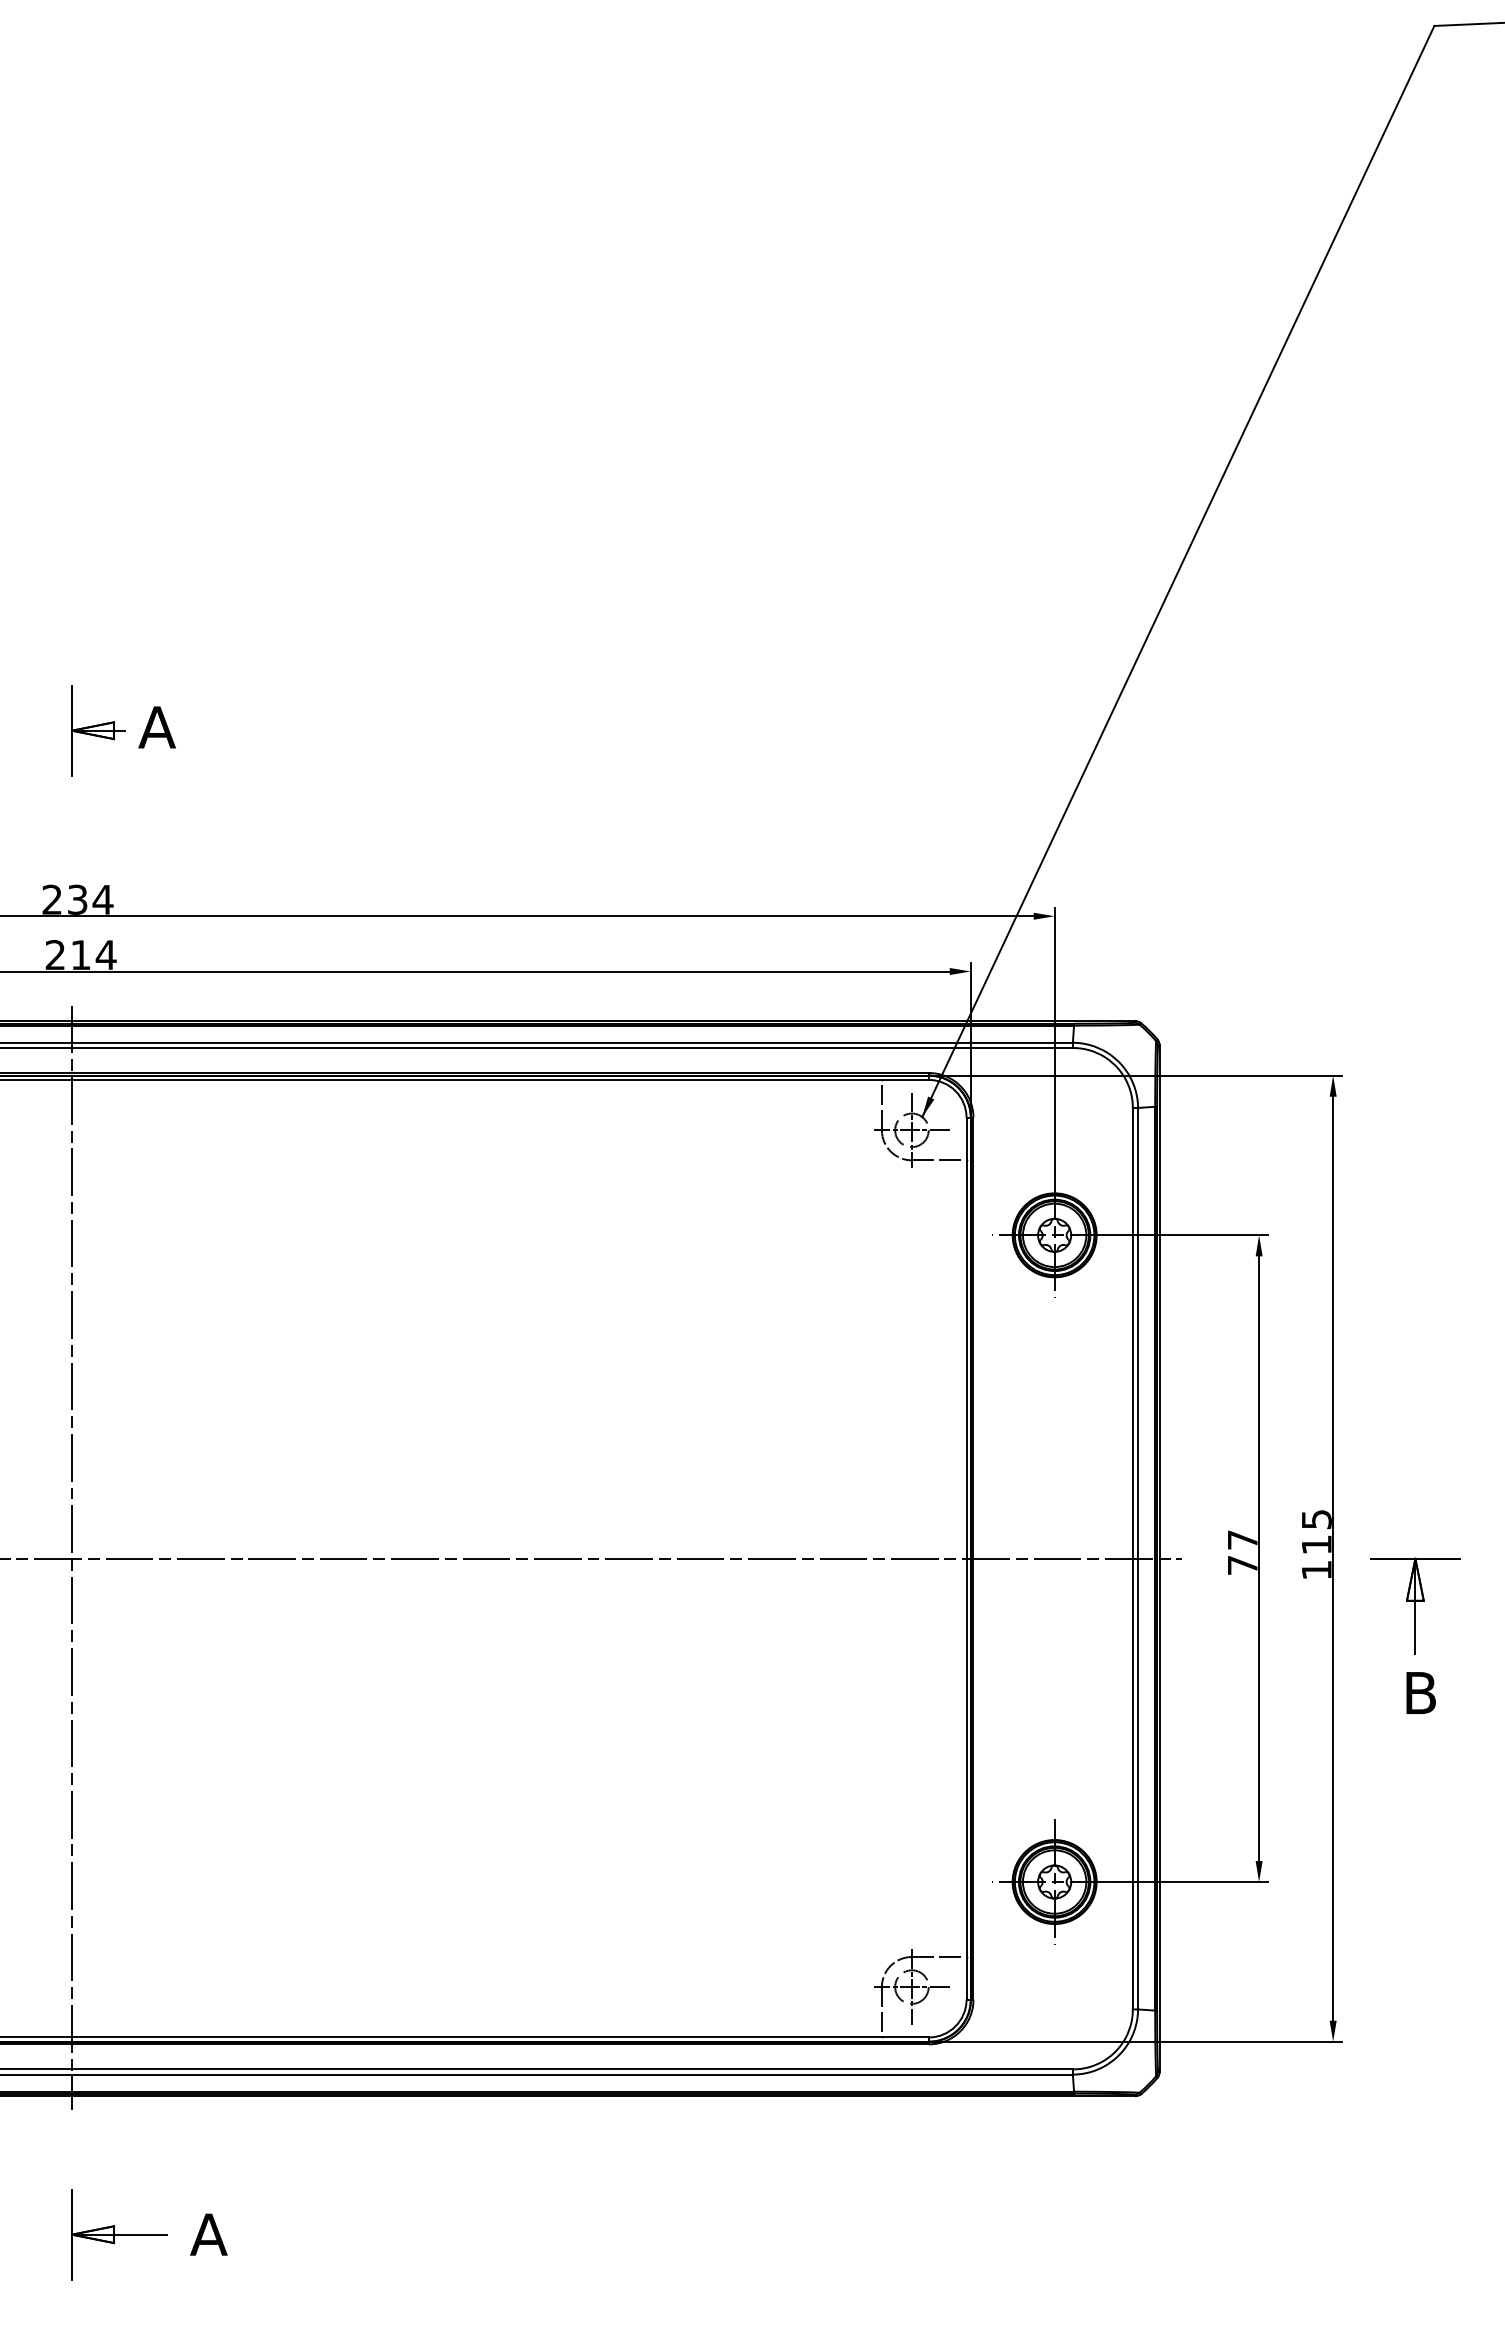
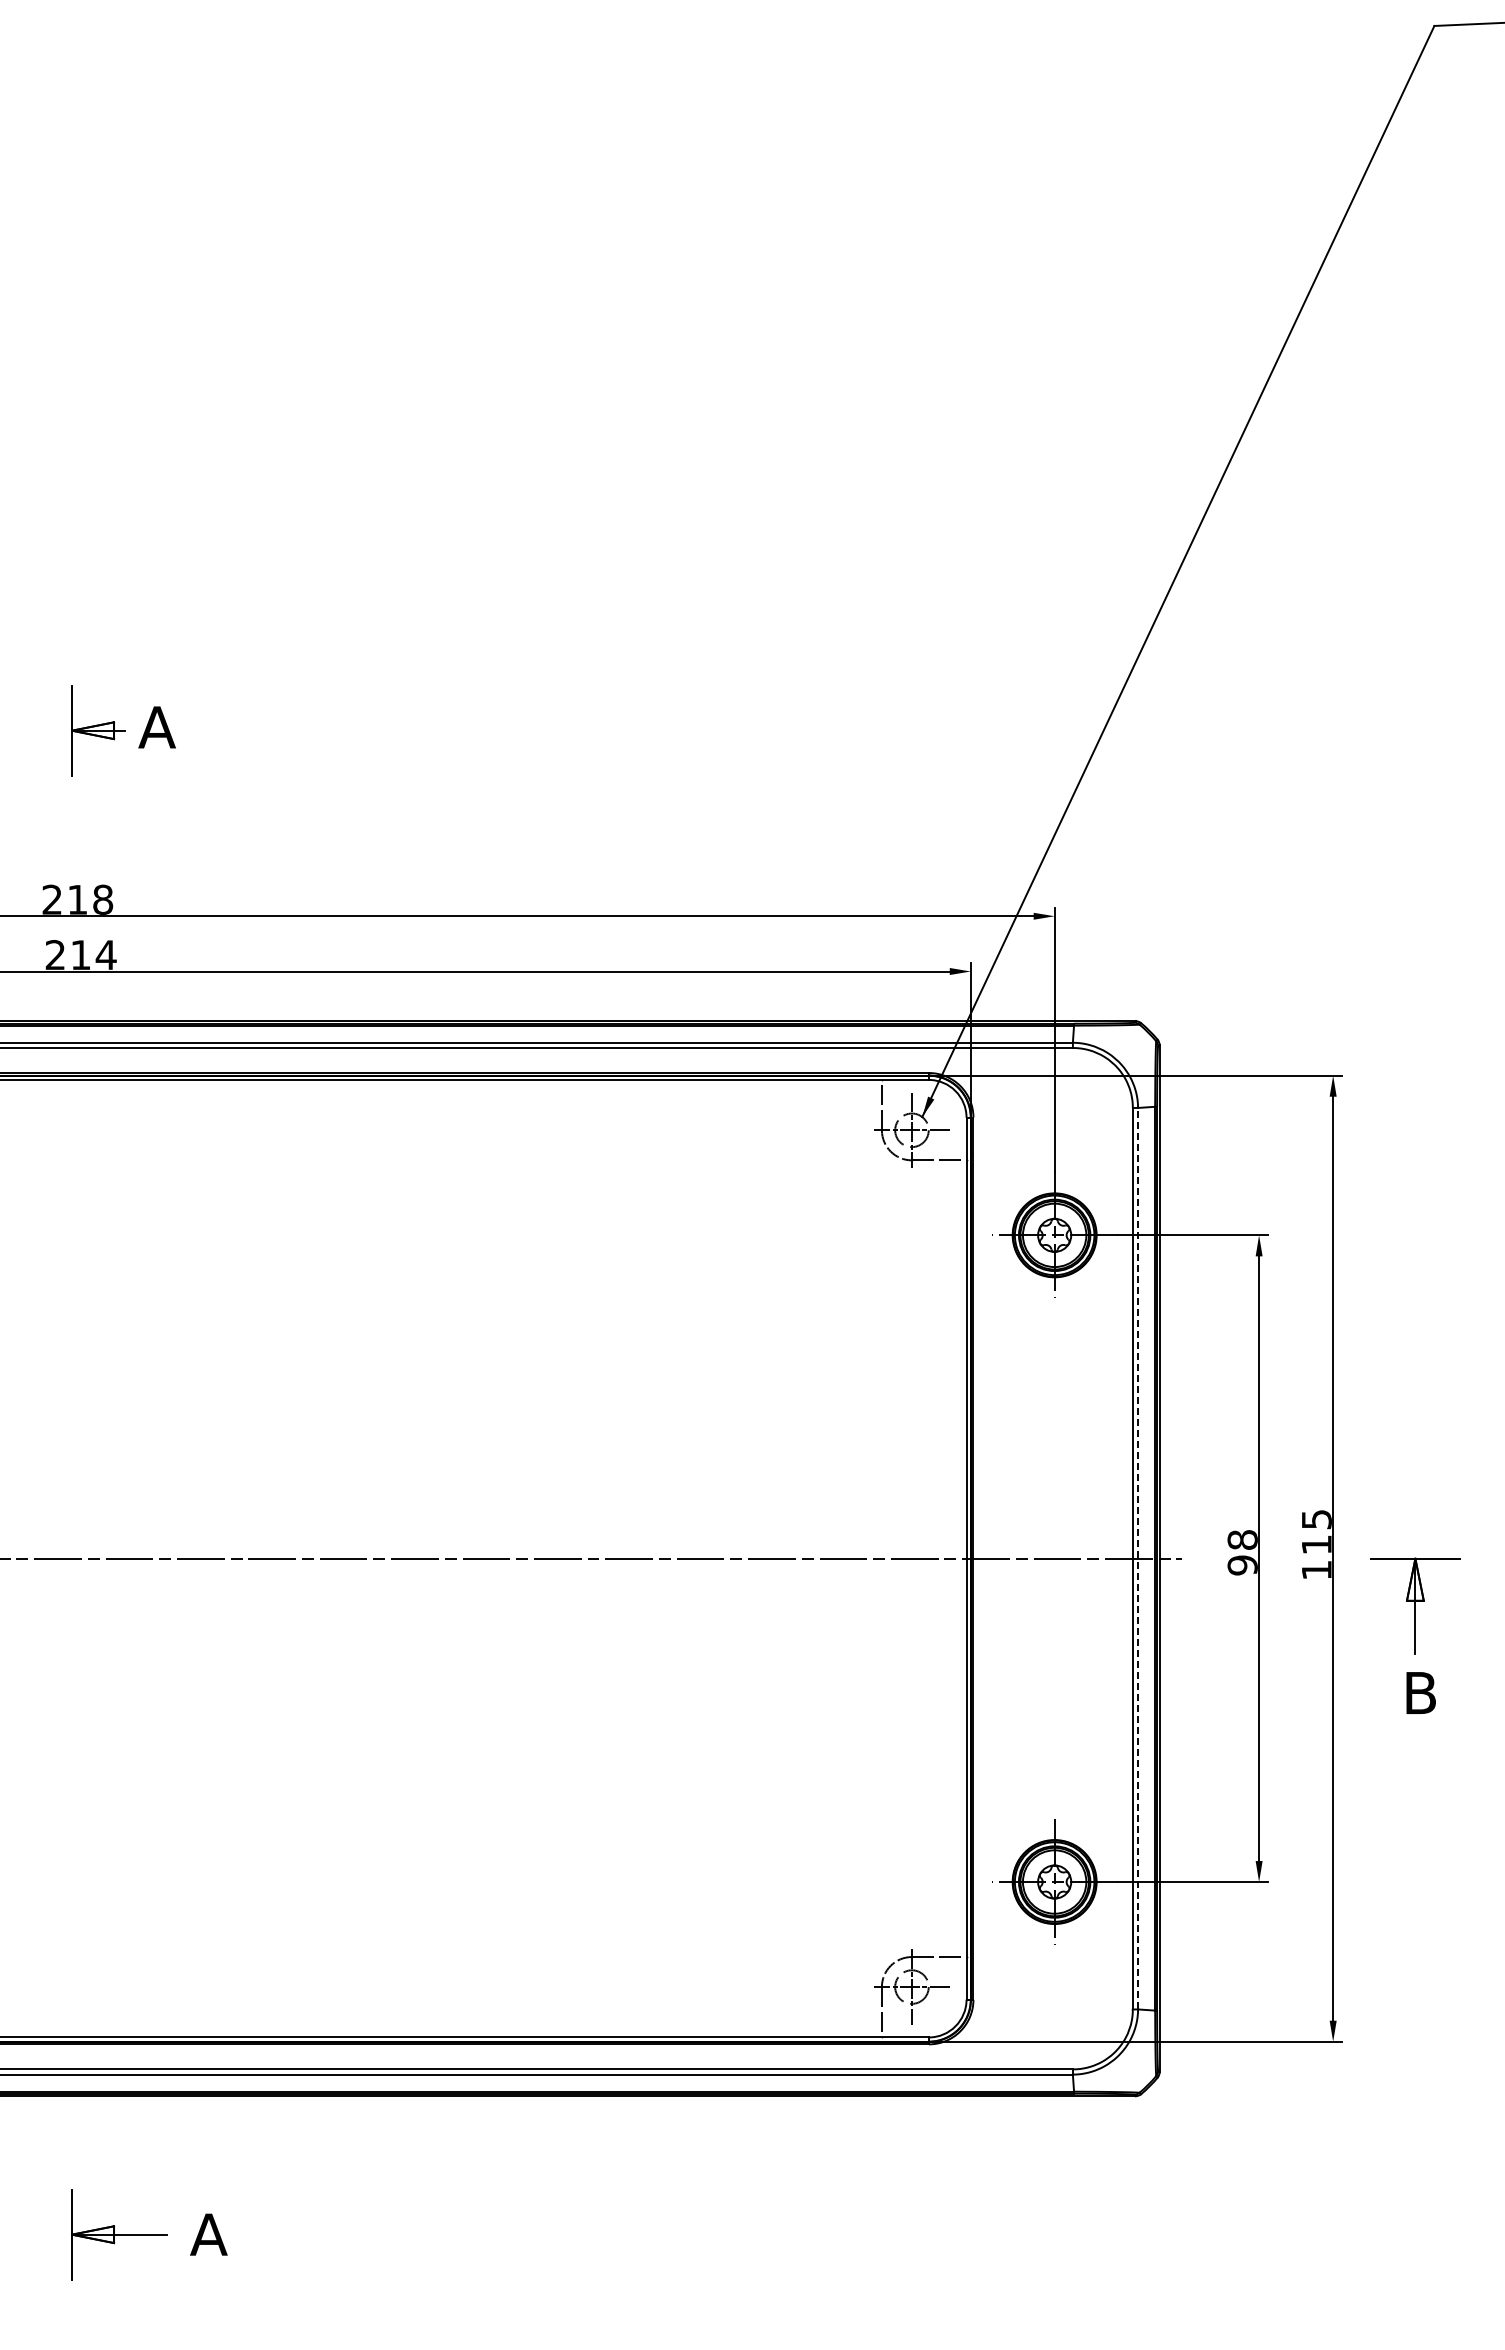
text: 234 -> 218 (90, 899)
text: 77 -> 98 (1242, 1552)
line: present -> none (72, 1557)
line: solid -> dashed (1138, 1558)
